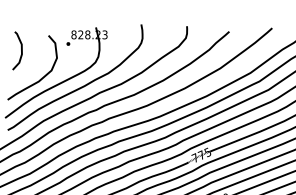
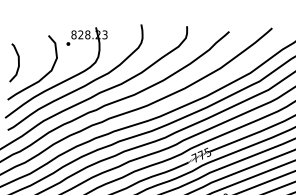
curve position: (21, 50) -> (18, 62) (18, 62)
